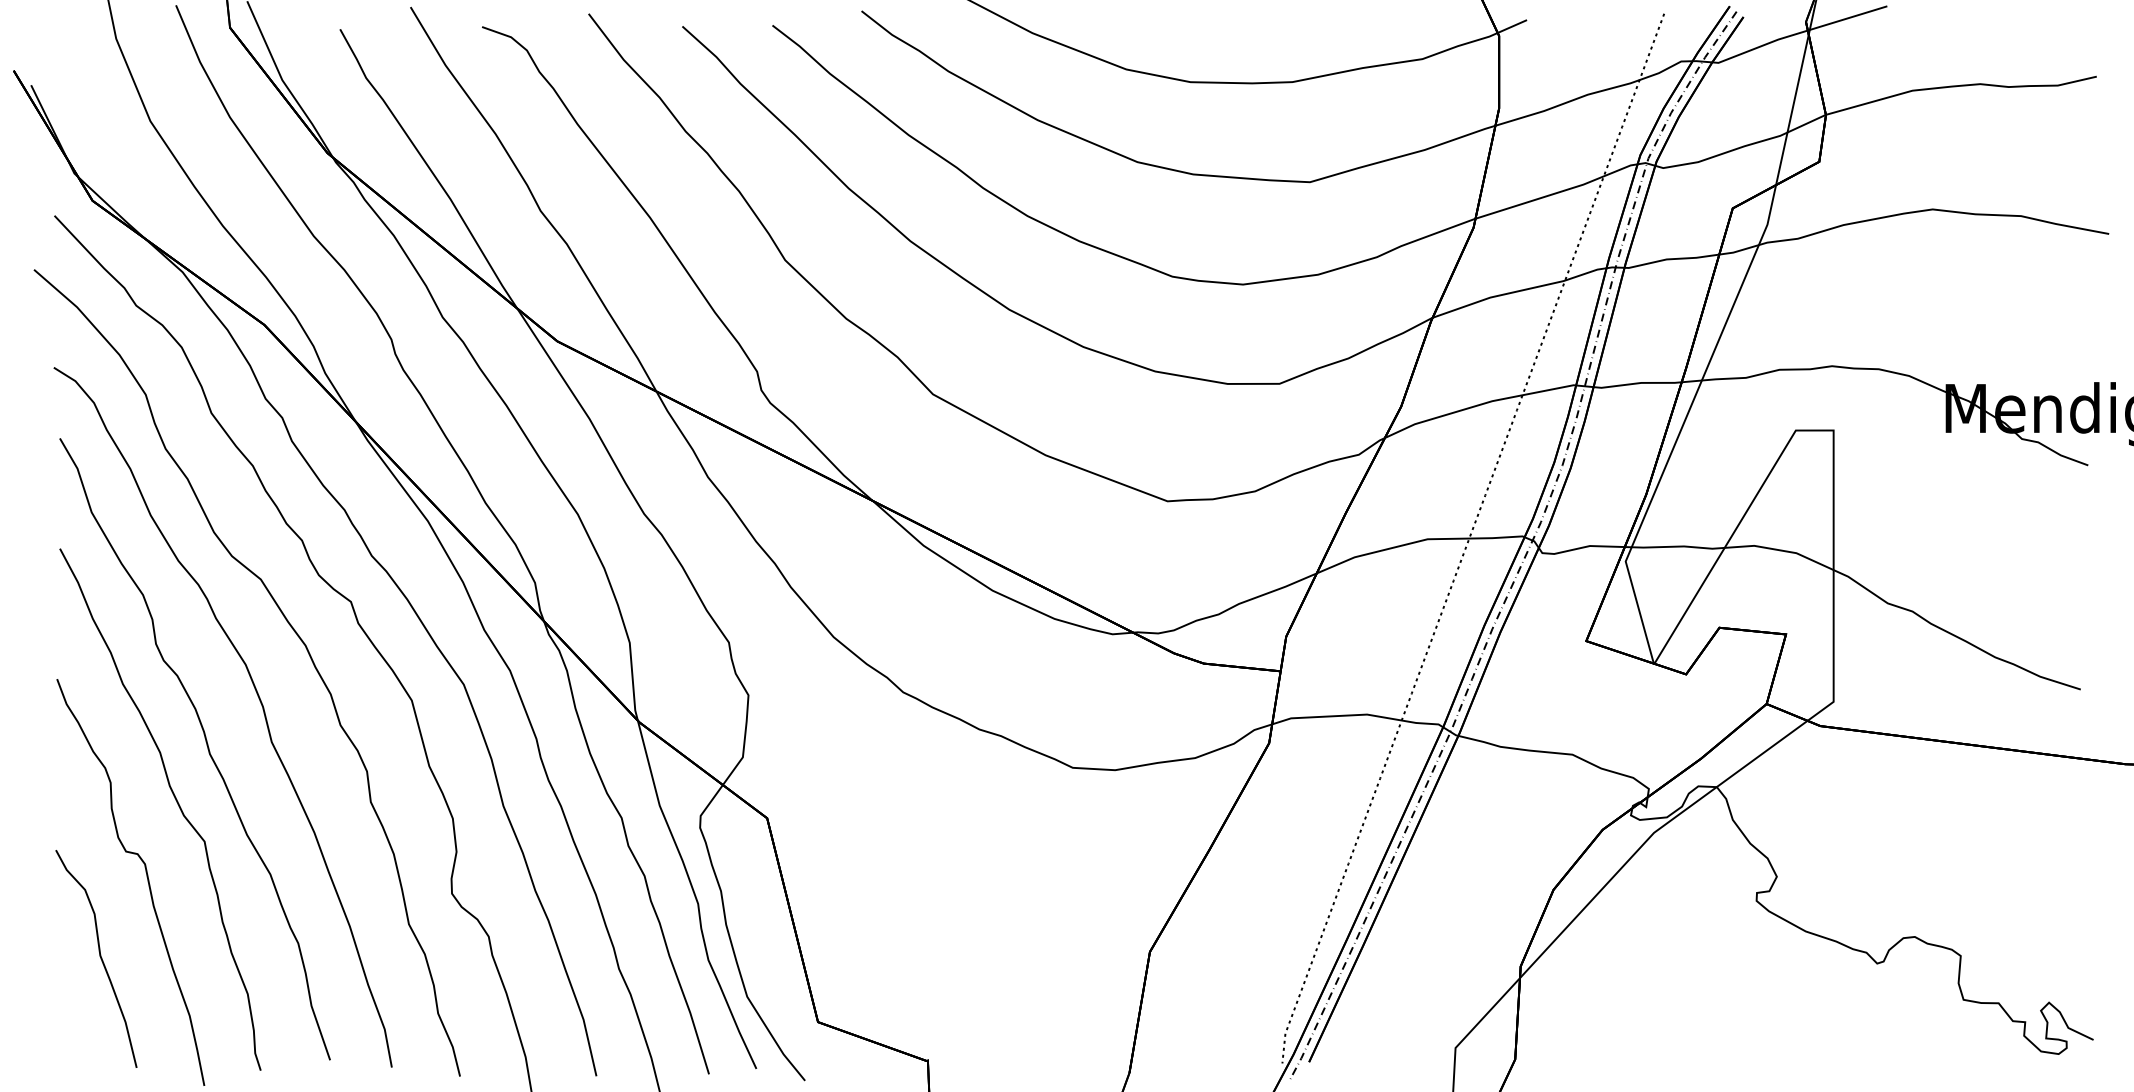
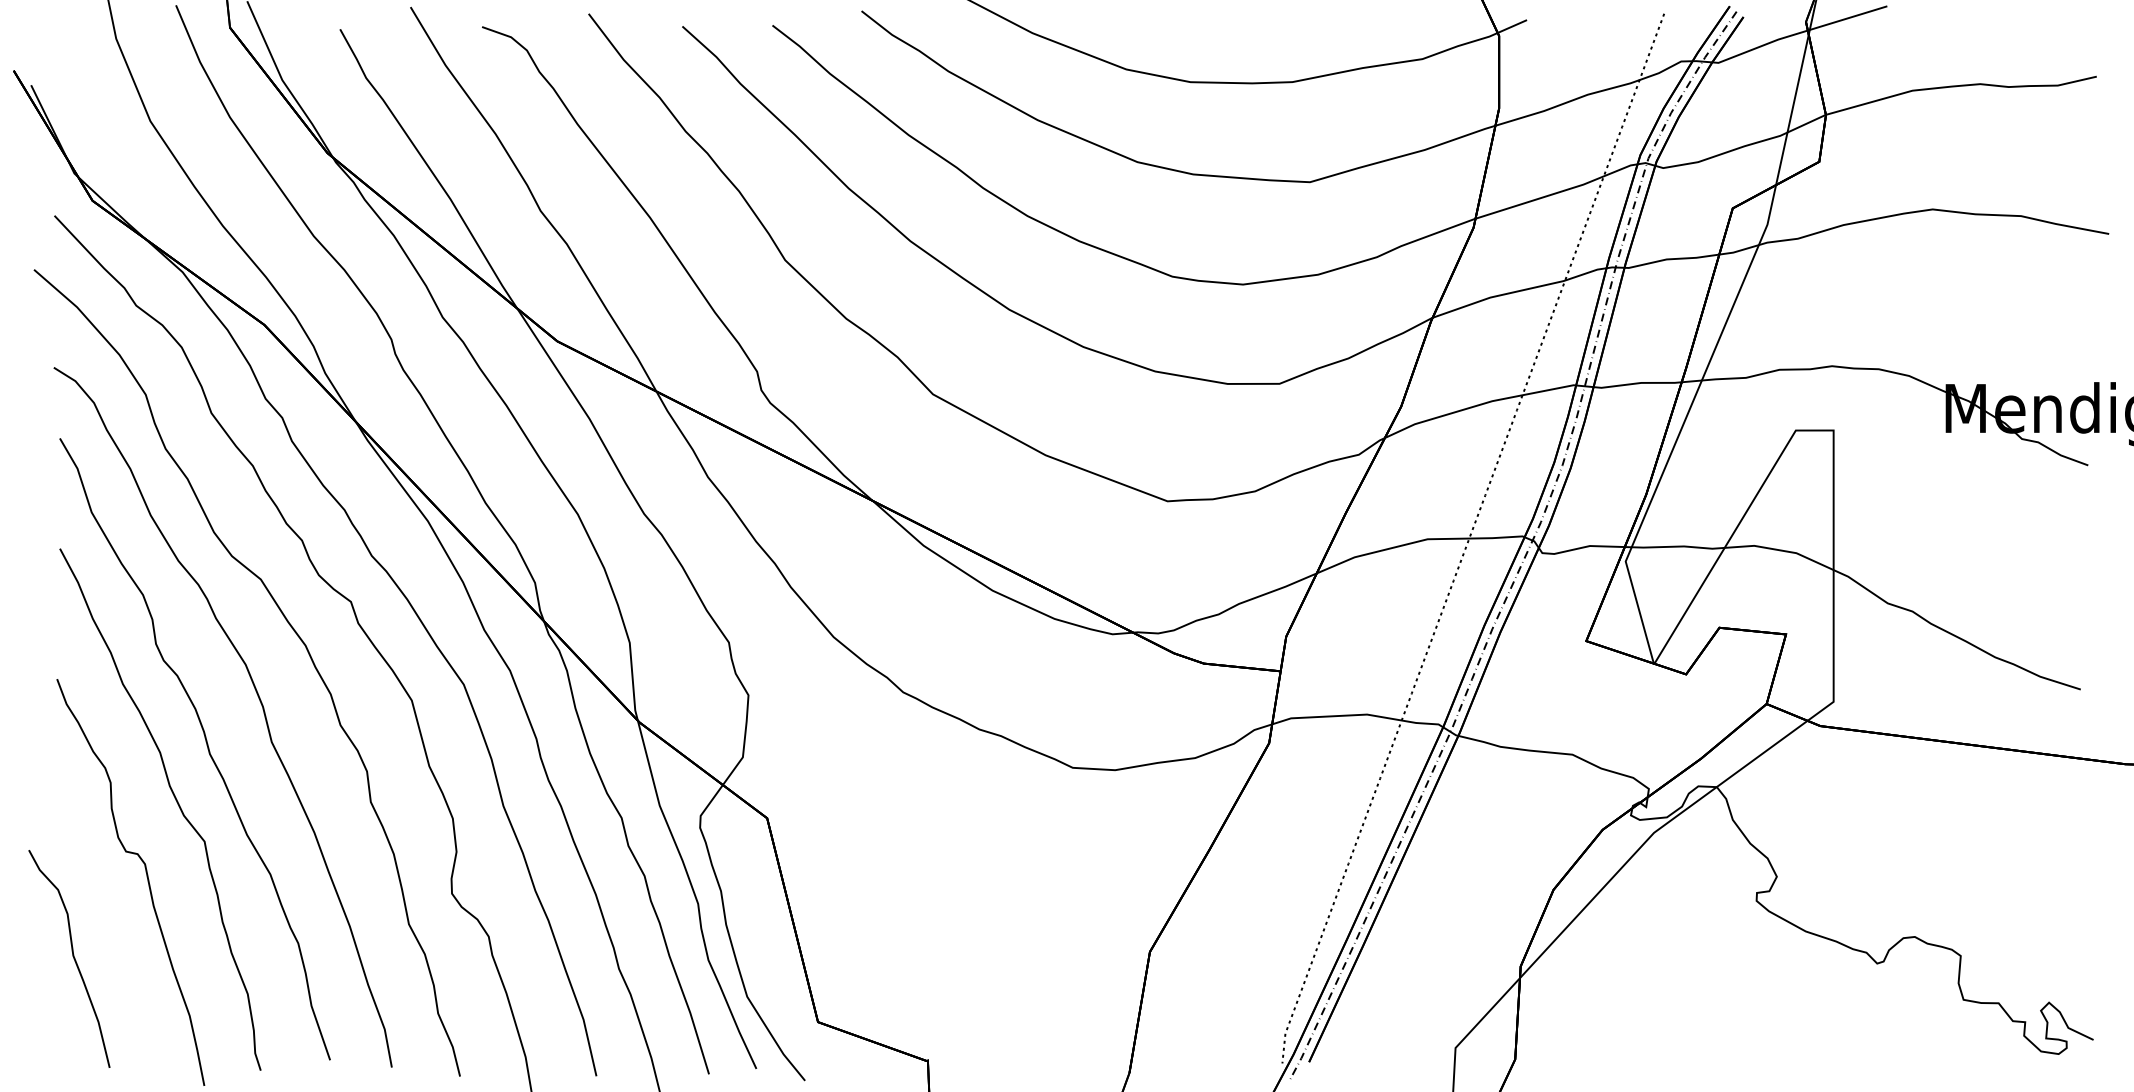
curve position: (99, 956) -> (72, 956) (72, 956)
